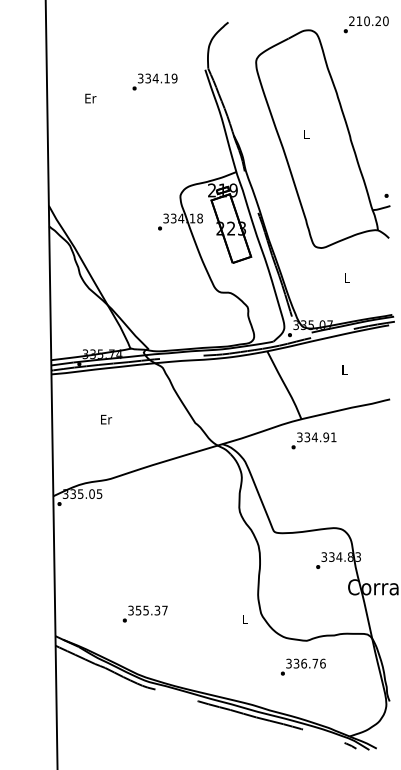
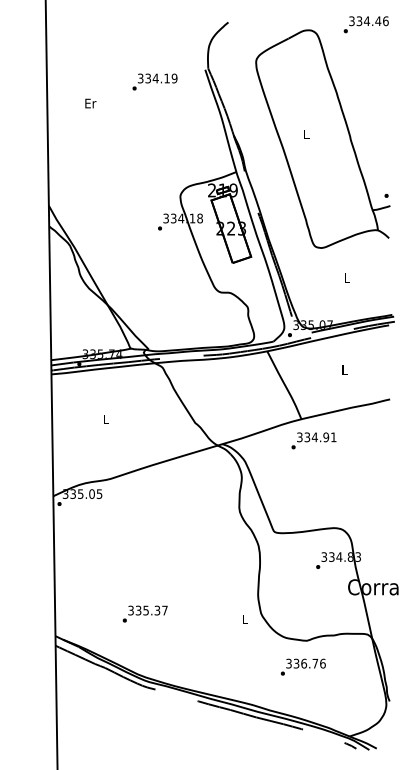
text: 210.20 -> 334.46 (368, 21)
text position: (90, 98) -> (90, 103) (90, 103)
text: Er -> L (106, 419)
text: 355.37 -> 335.37 (138, 609)
